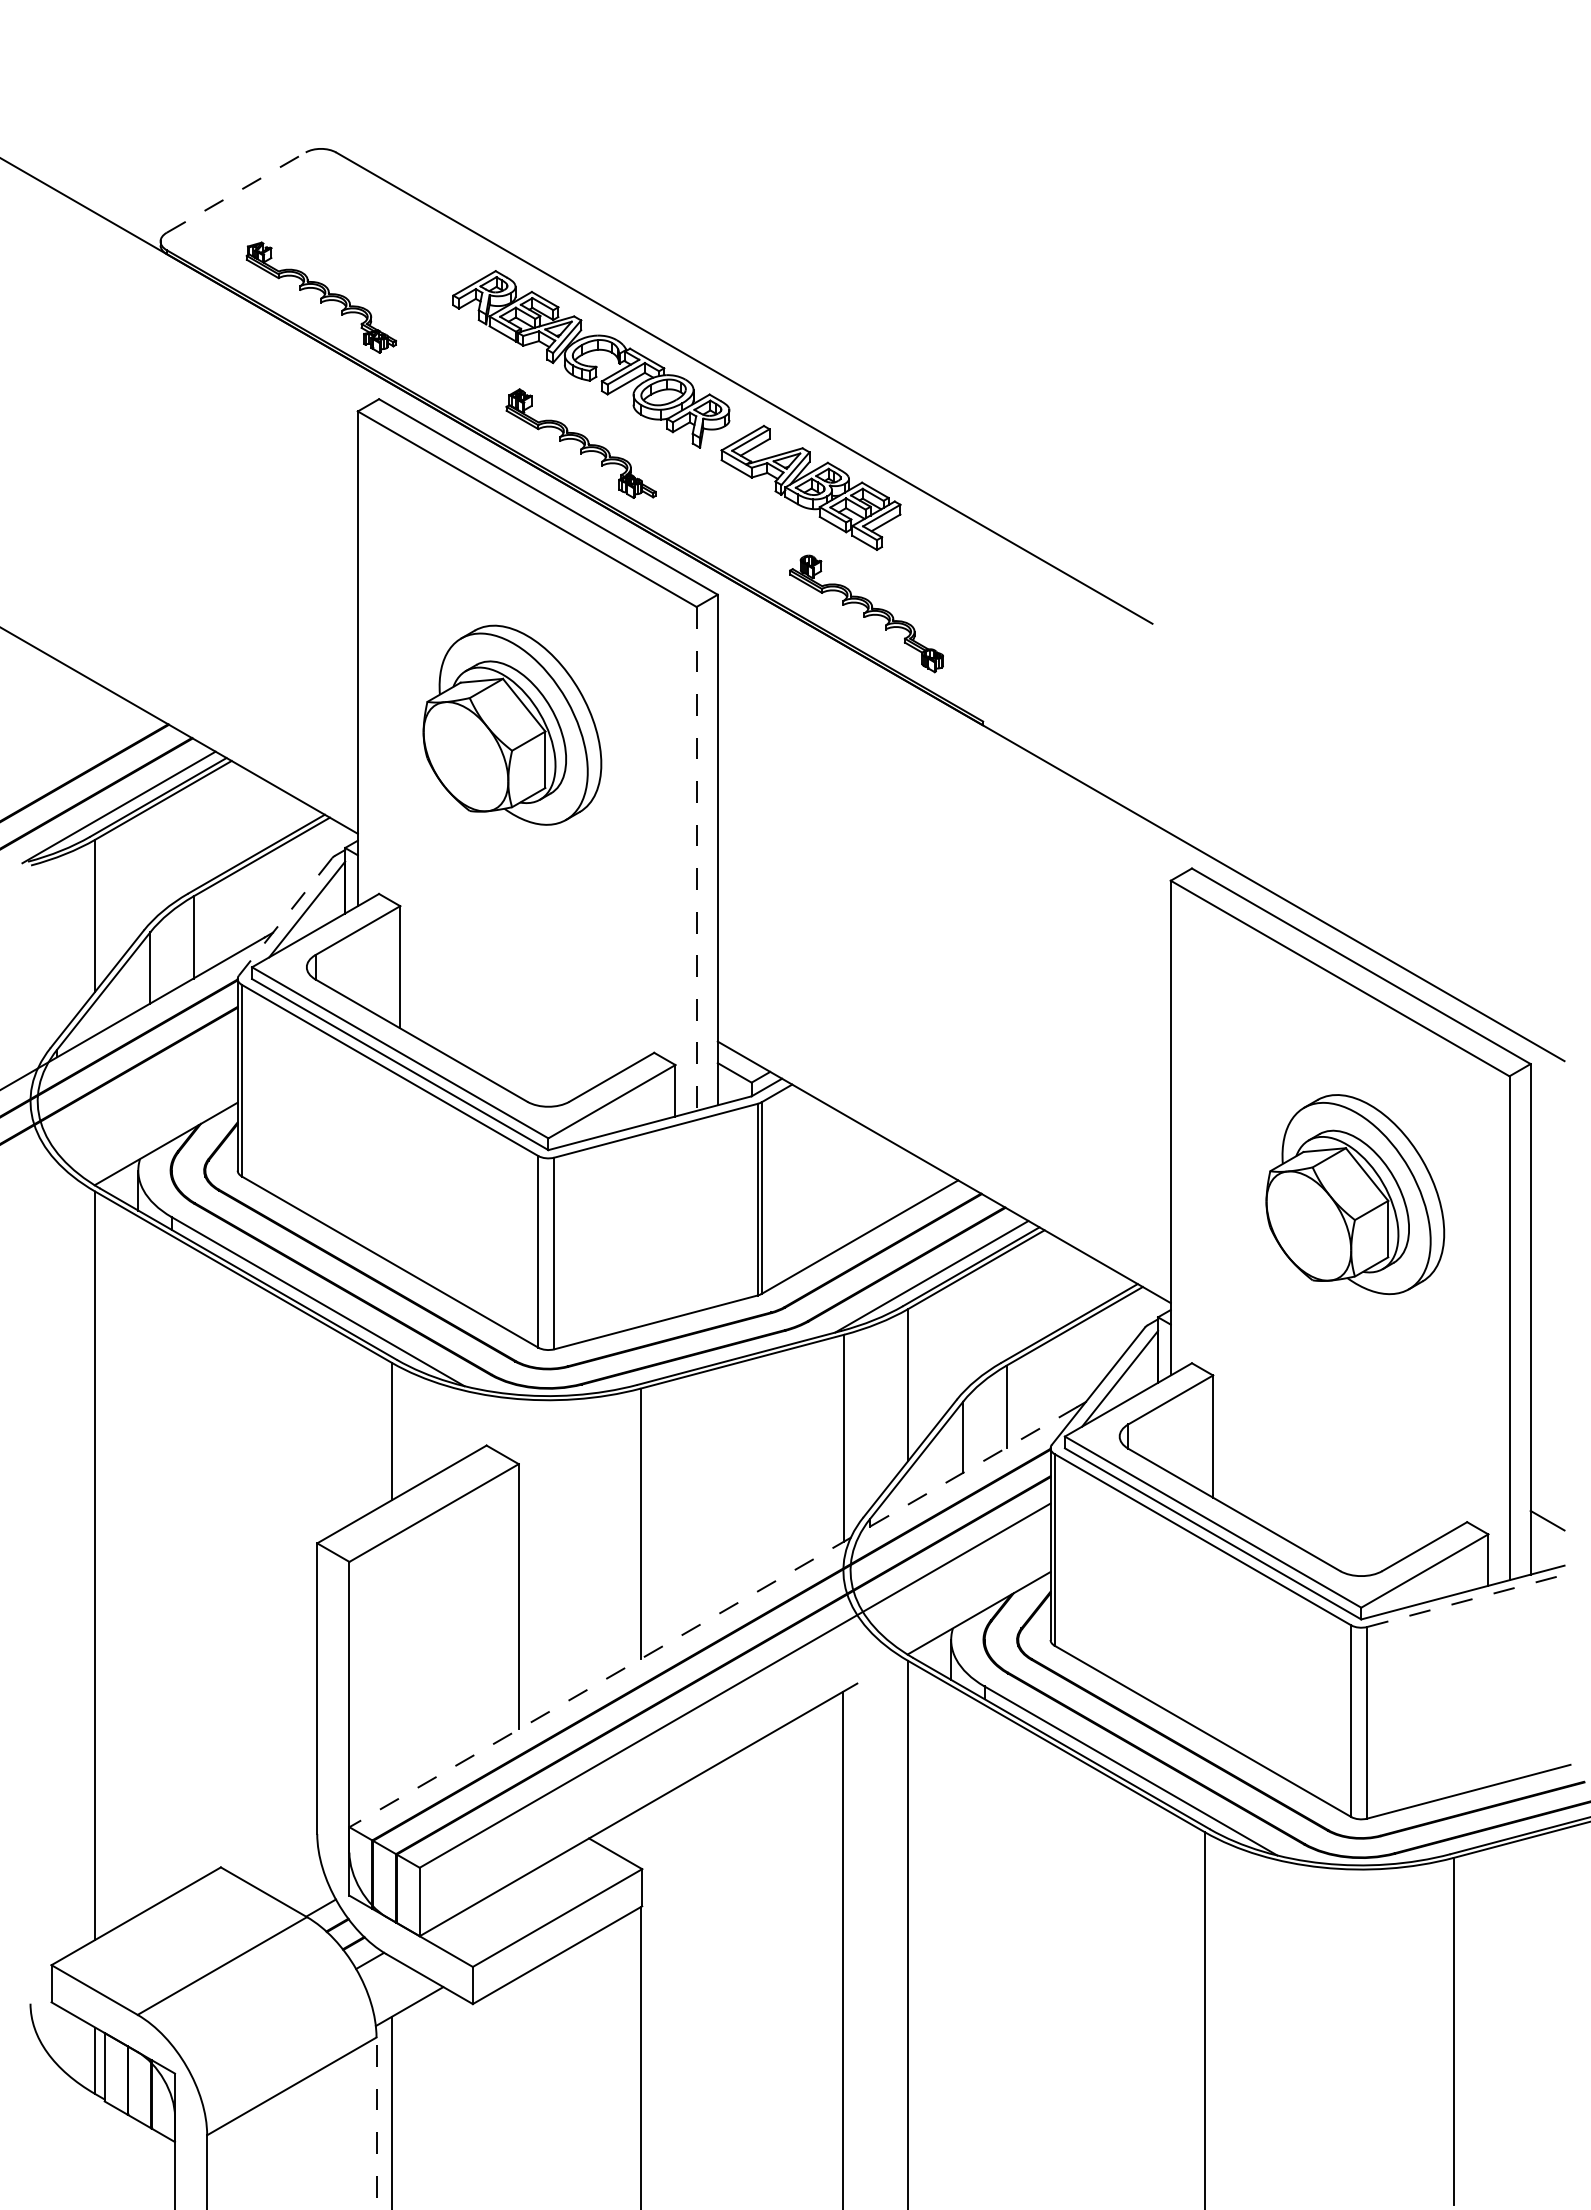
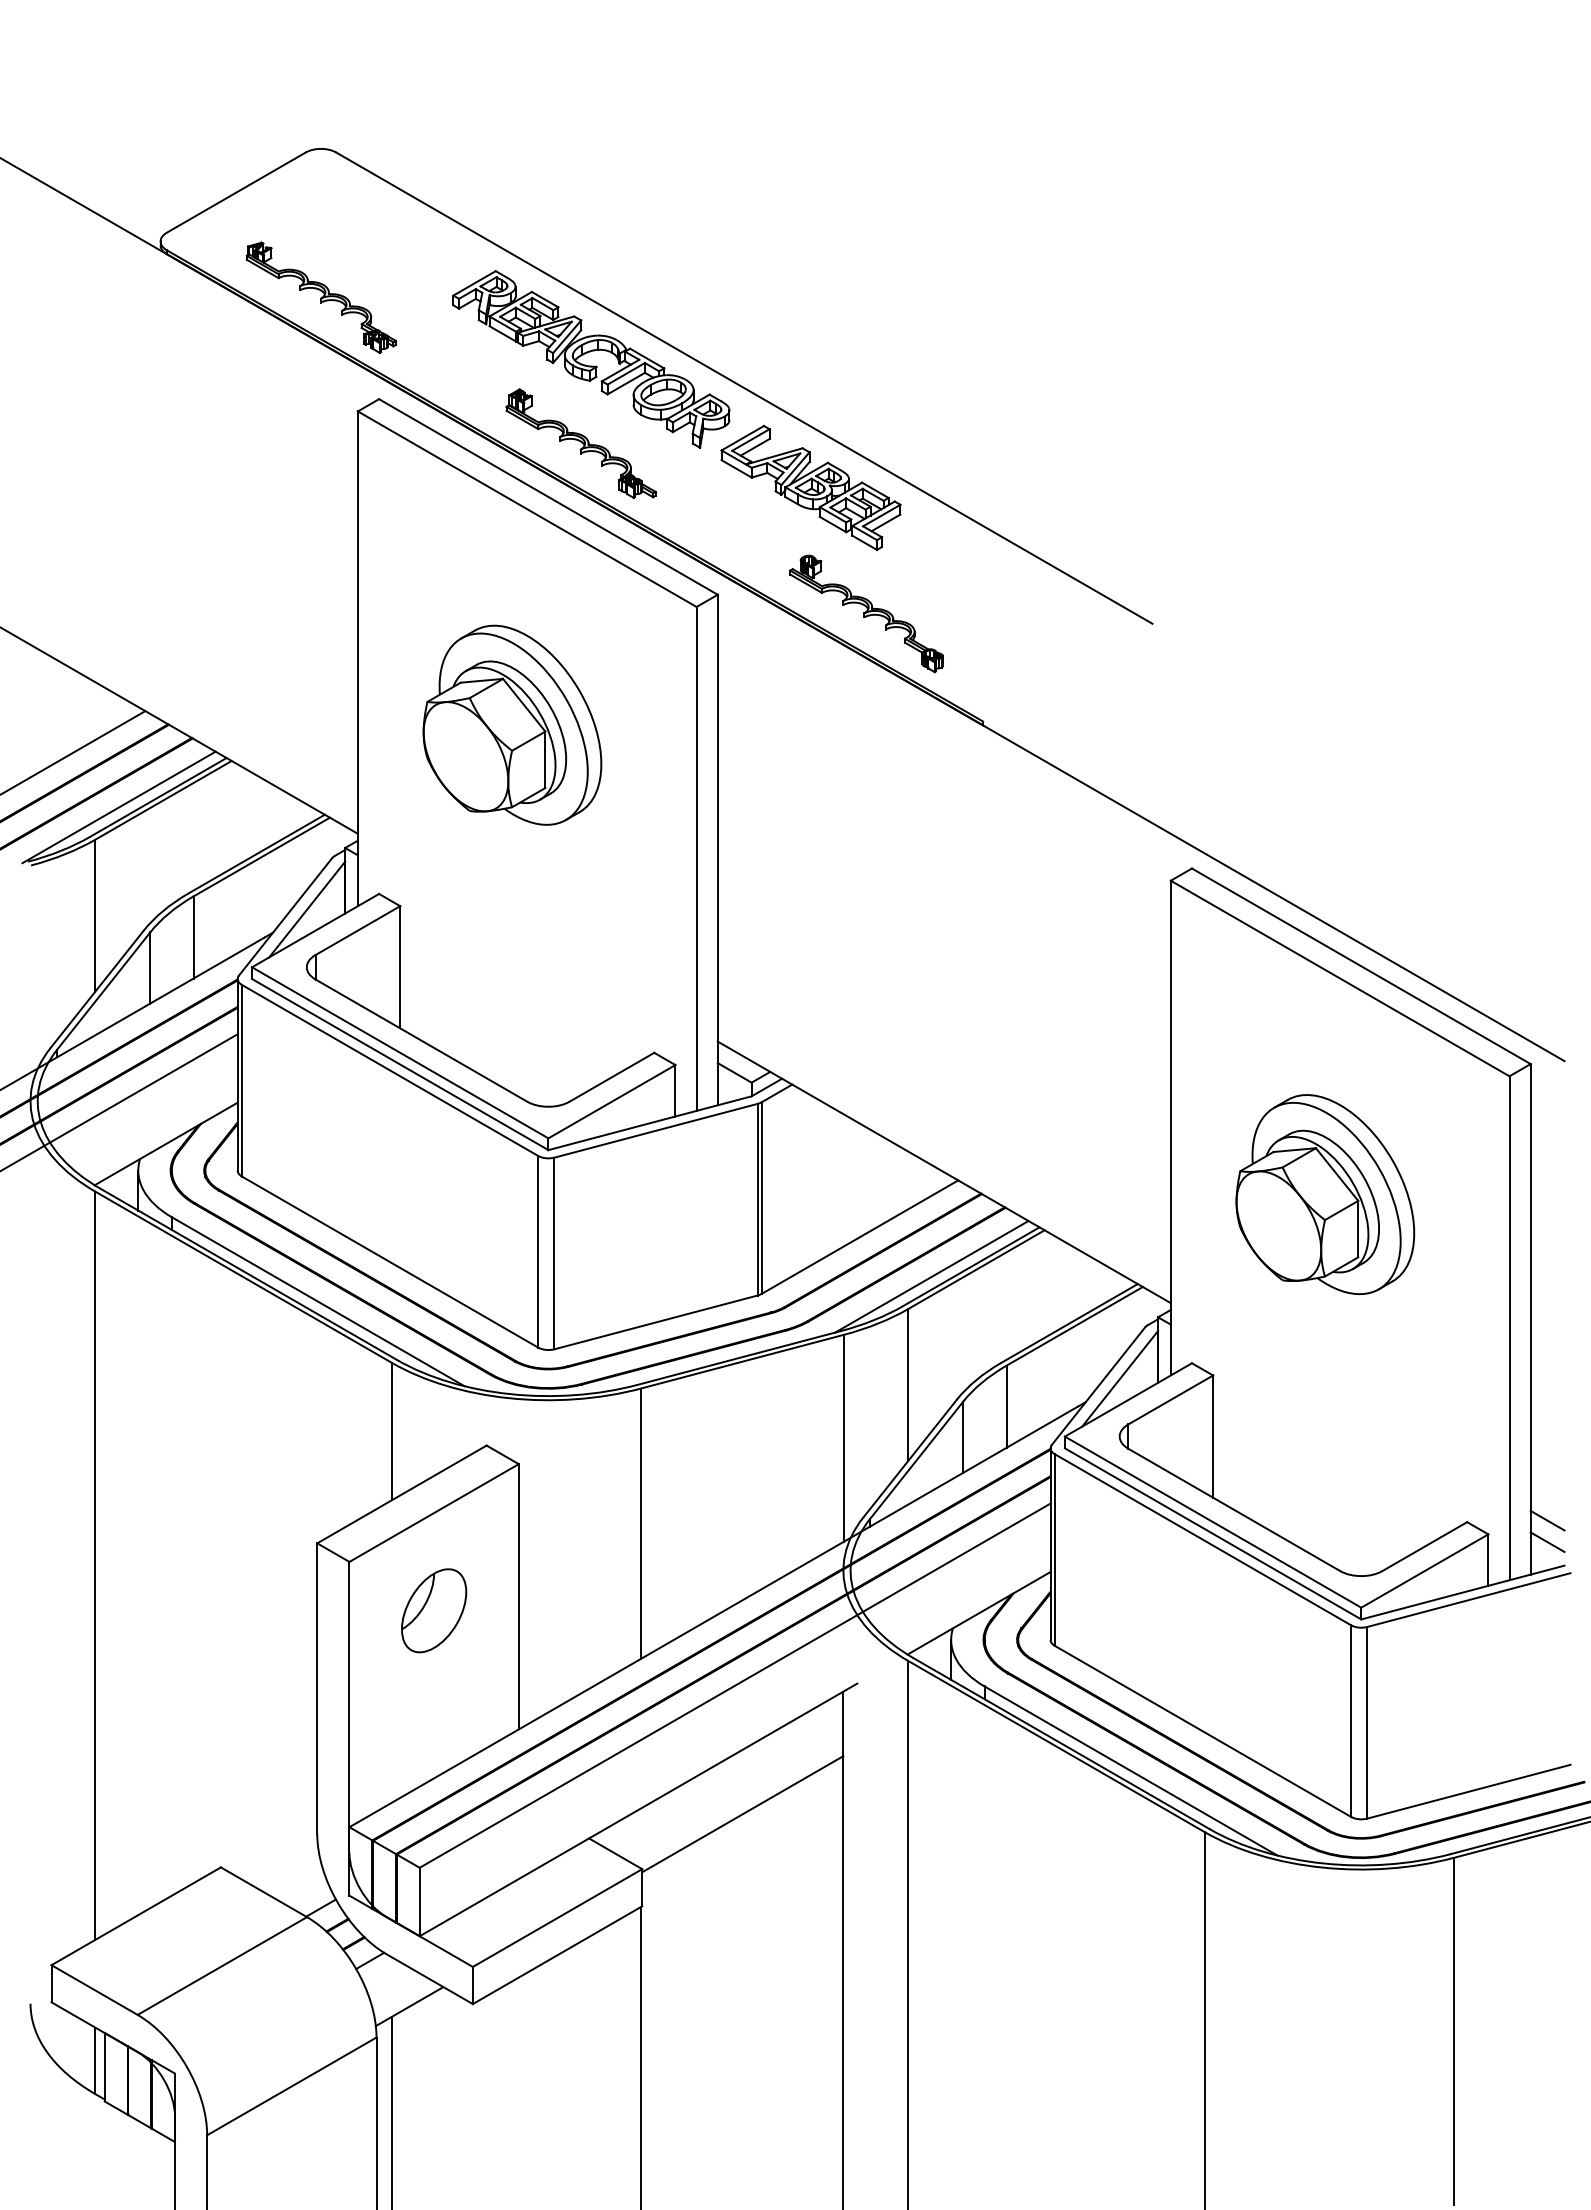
line: dashed -> solid (236, 192)
line: none -> present (73, 752)
line: dashed -> solid (696, 858)
line: dashed -> solid (285, 916)
line: none -> present (119, 1101)
part position: (1355, 1194) -> (1325, 1194) (1325, 1194)
line: none -> present (1547, 1541)
line: dashed -> solid (1469, 1599)
part: none -> present (434, 1610)
line: dashed -> solid (713, 1617)
line: none -> present (742, 1814)
line: dashed -> solid (376, 2123)
